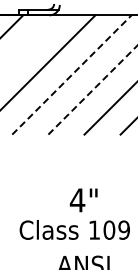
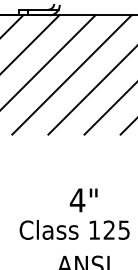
line: none -> present (30, 43)
line: dashed -> solid (72, 74)
line: dashed -> solid (92, 90)
text: 109 -> 125 (116, 229)
